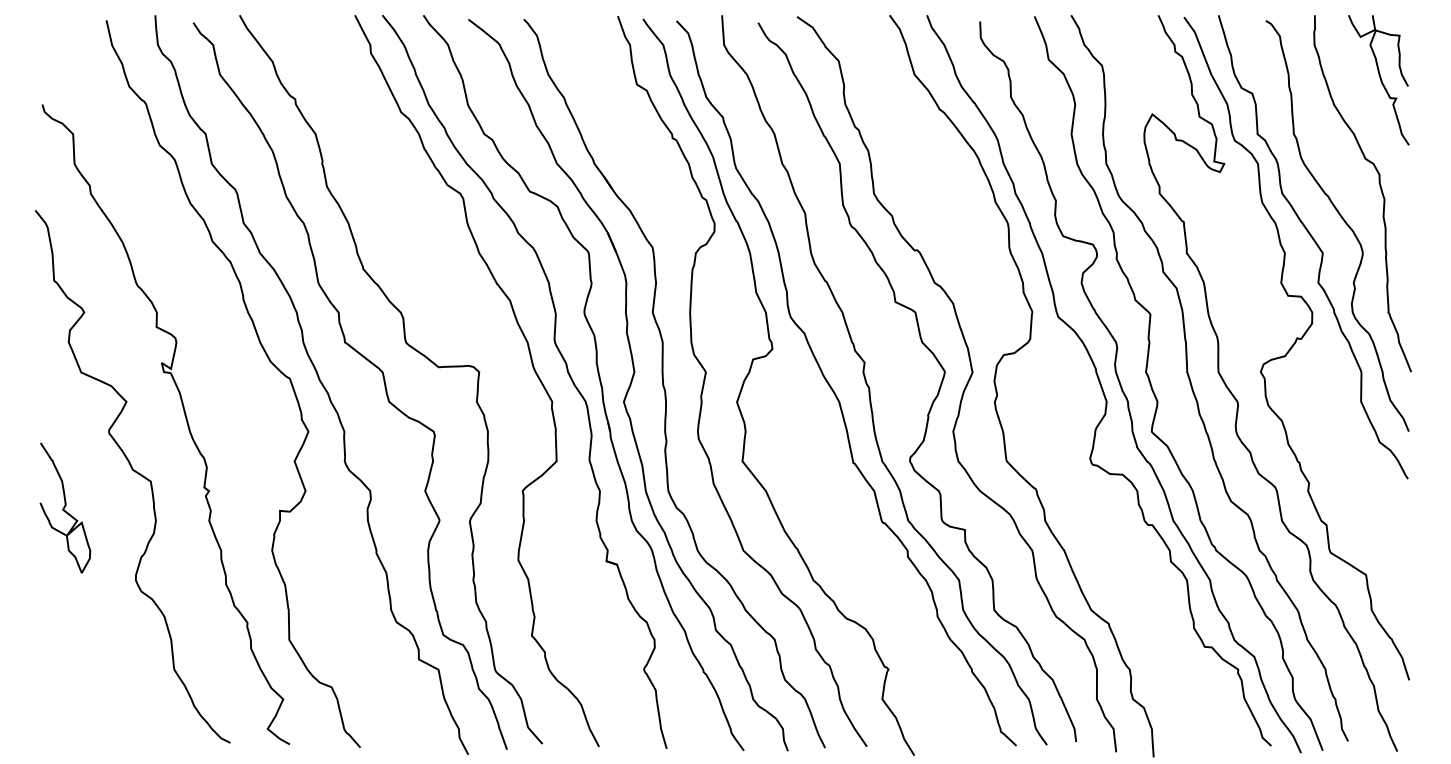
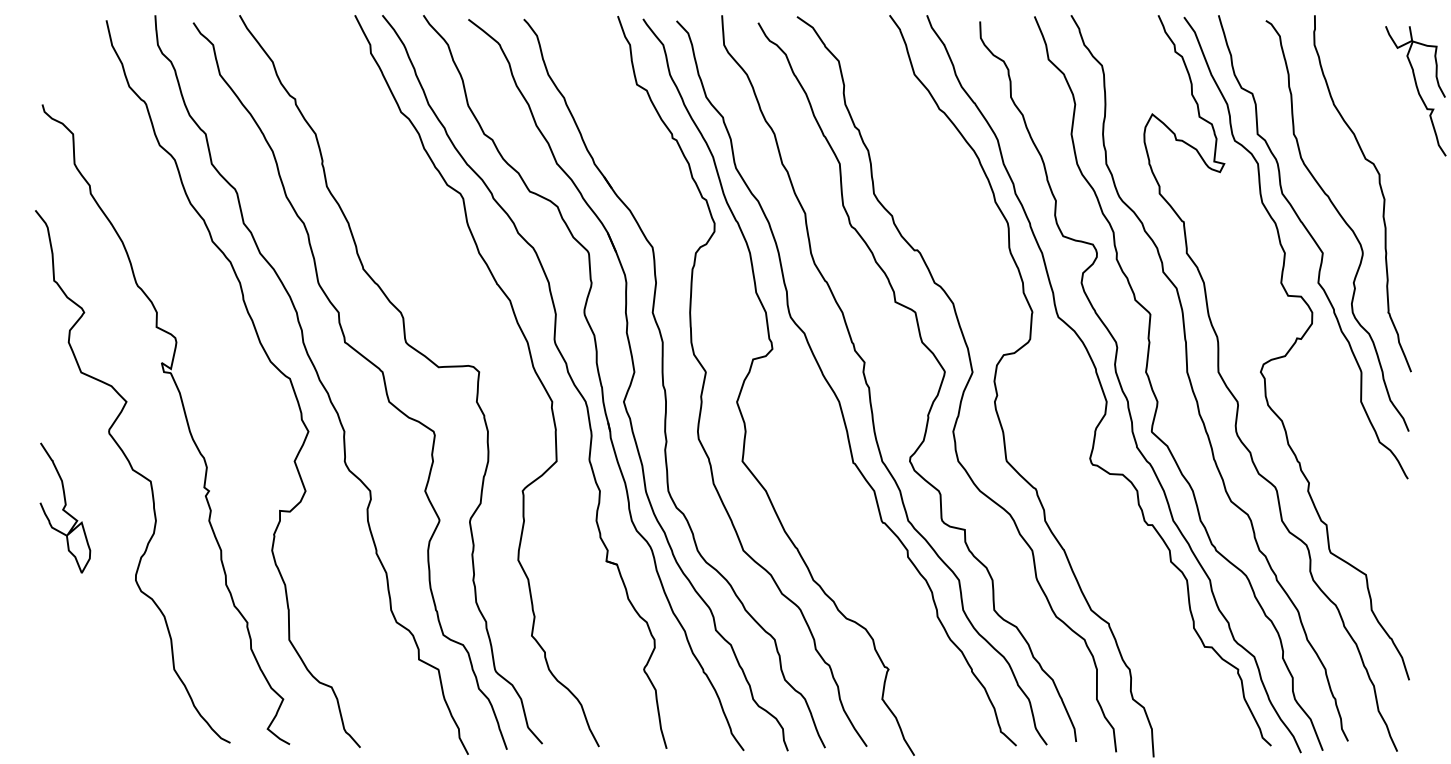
part position: (1378, 80) -> (1415, 91) (1415, 91)
